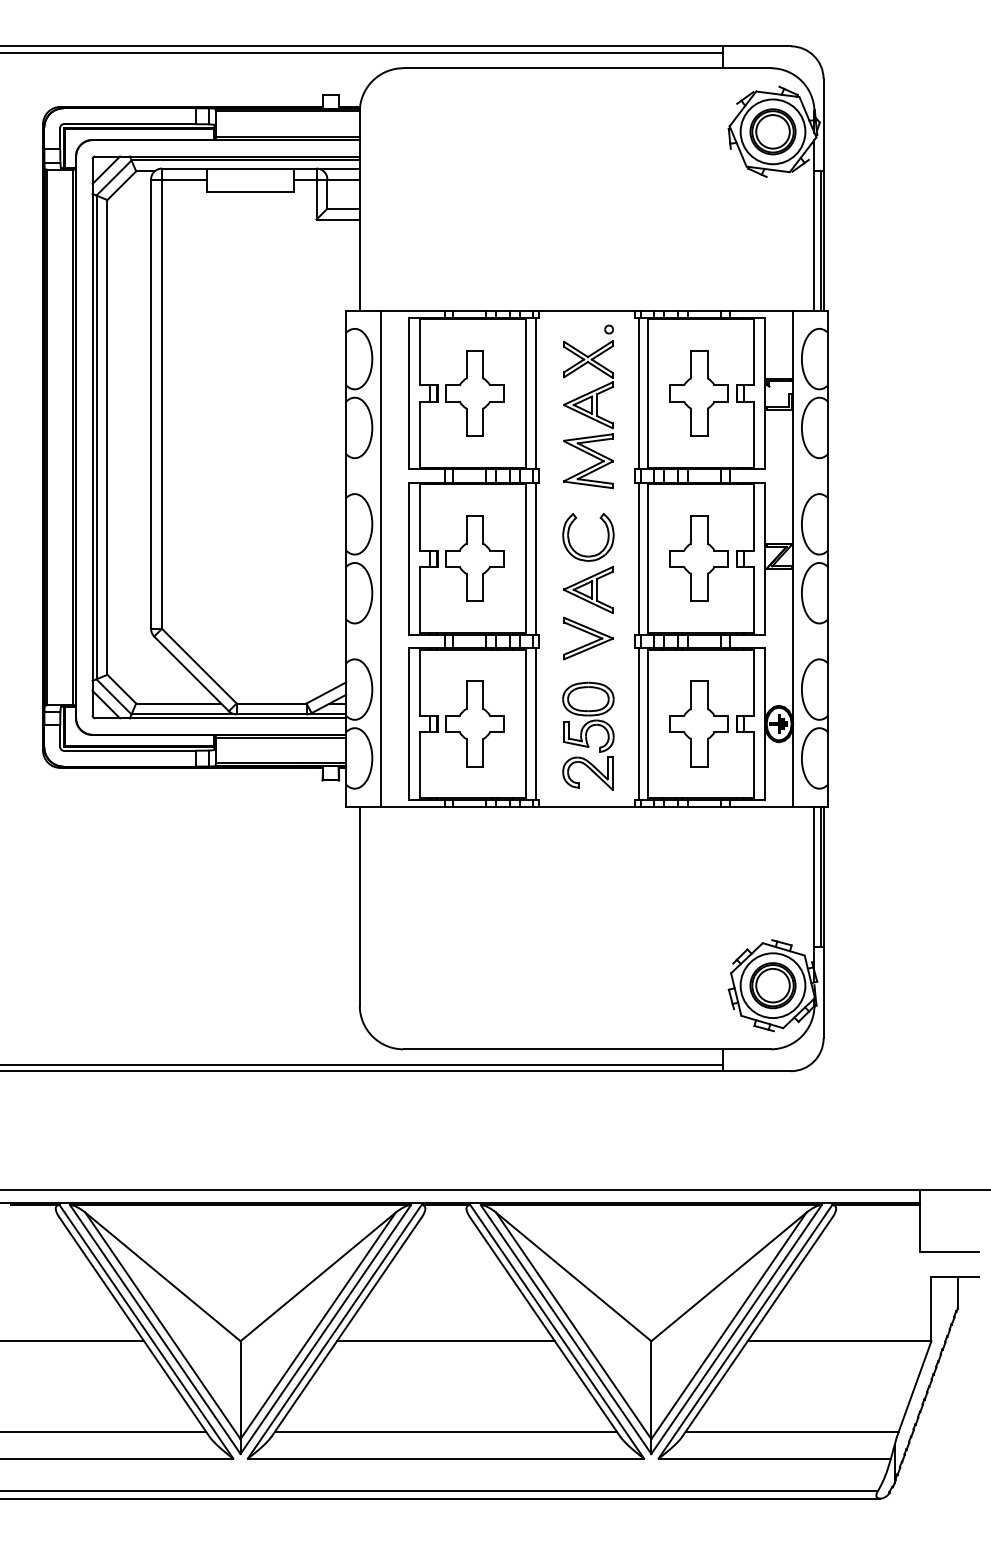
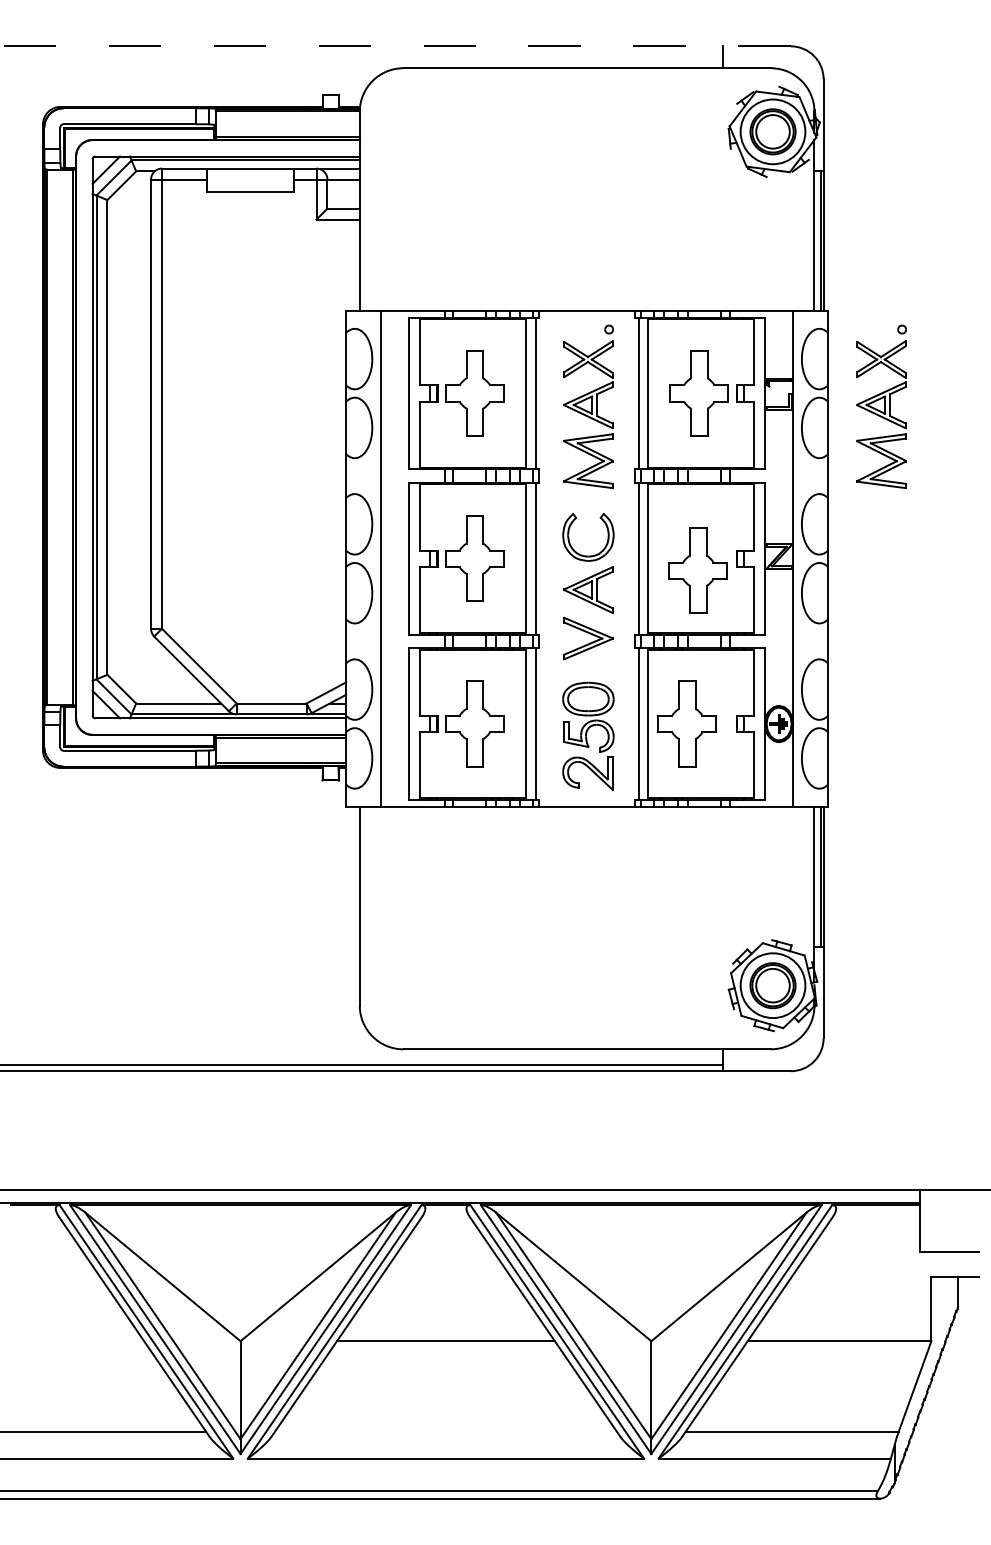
line: solid -> dashed (394, 46)
line: present -> none (362, 52)
part: none -> present (881, 406)
part position: (698, 558) -> (697, 570) (697, 570)
part position: (698, 723) -> (686, 723) (686, 723)
line: present -> none (73, 1341)
line: present -> none (445, 1432)
